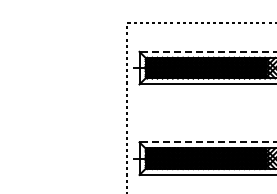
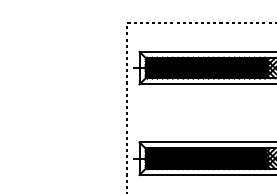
line: dashed -> solid (207, 51)
line: dashed -> solid (207, 142)
